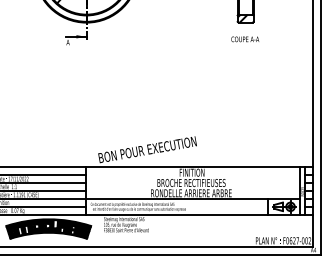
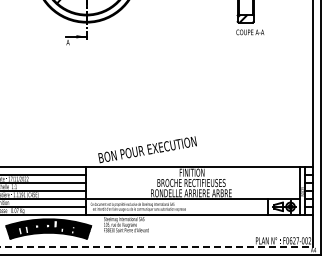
text position: (245, 39) -> (250, 32) (250, 32)
line: solid -> dashed (156, 246)
